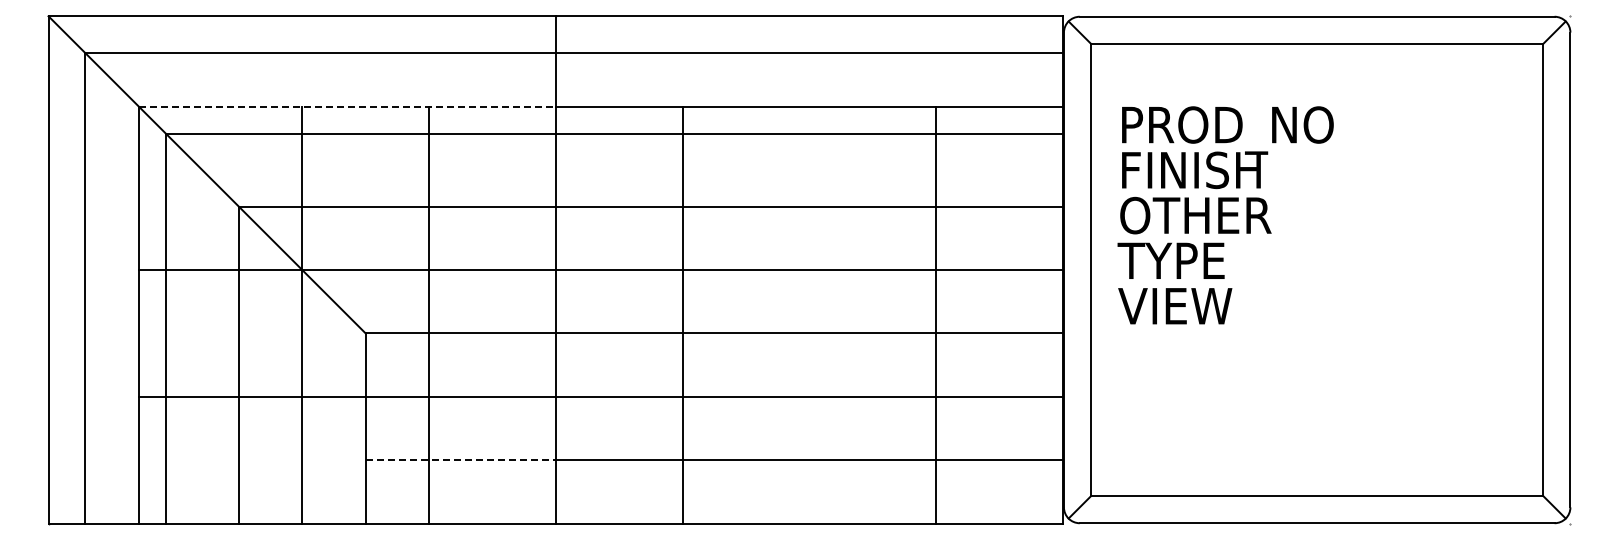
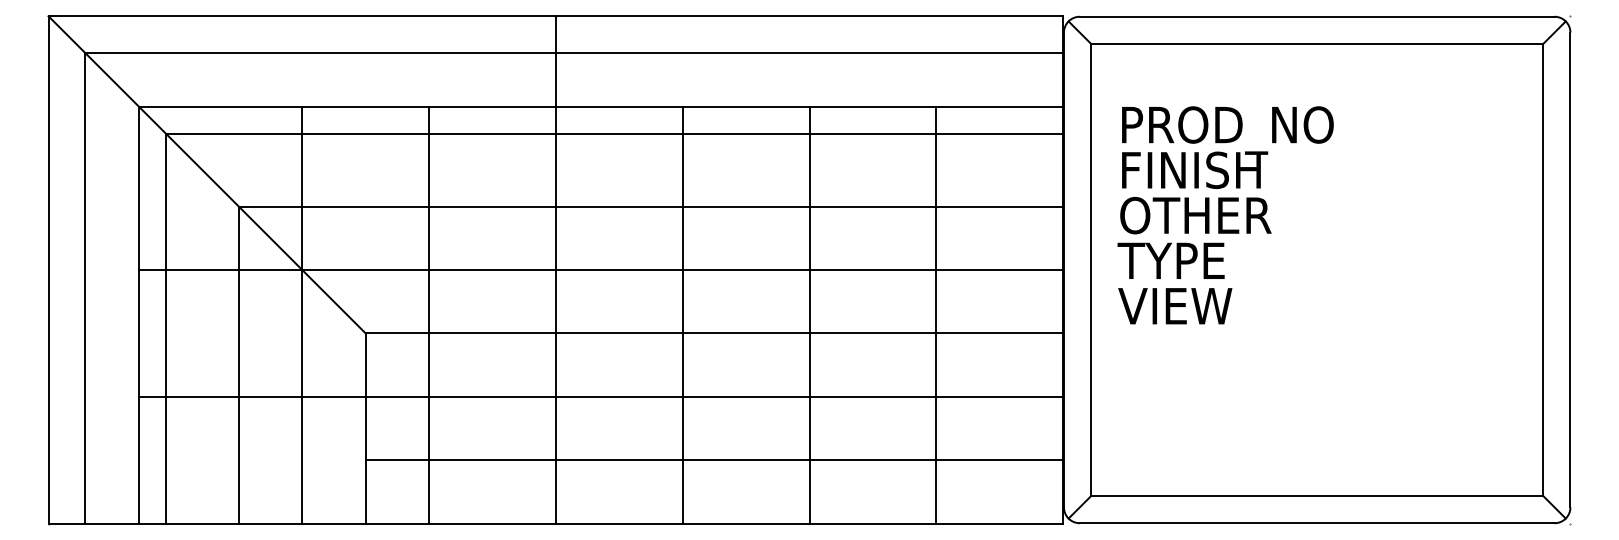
line: dashed -> solid (348, 106)
line: none -> present (809, 314)
line: dashed -> solid (461, 460)
